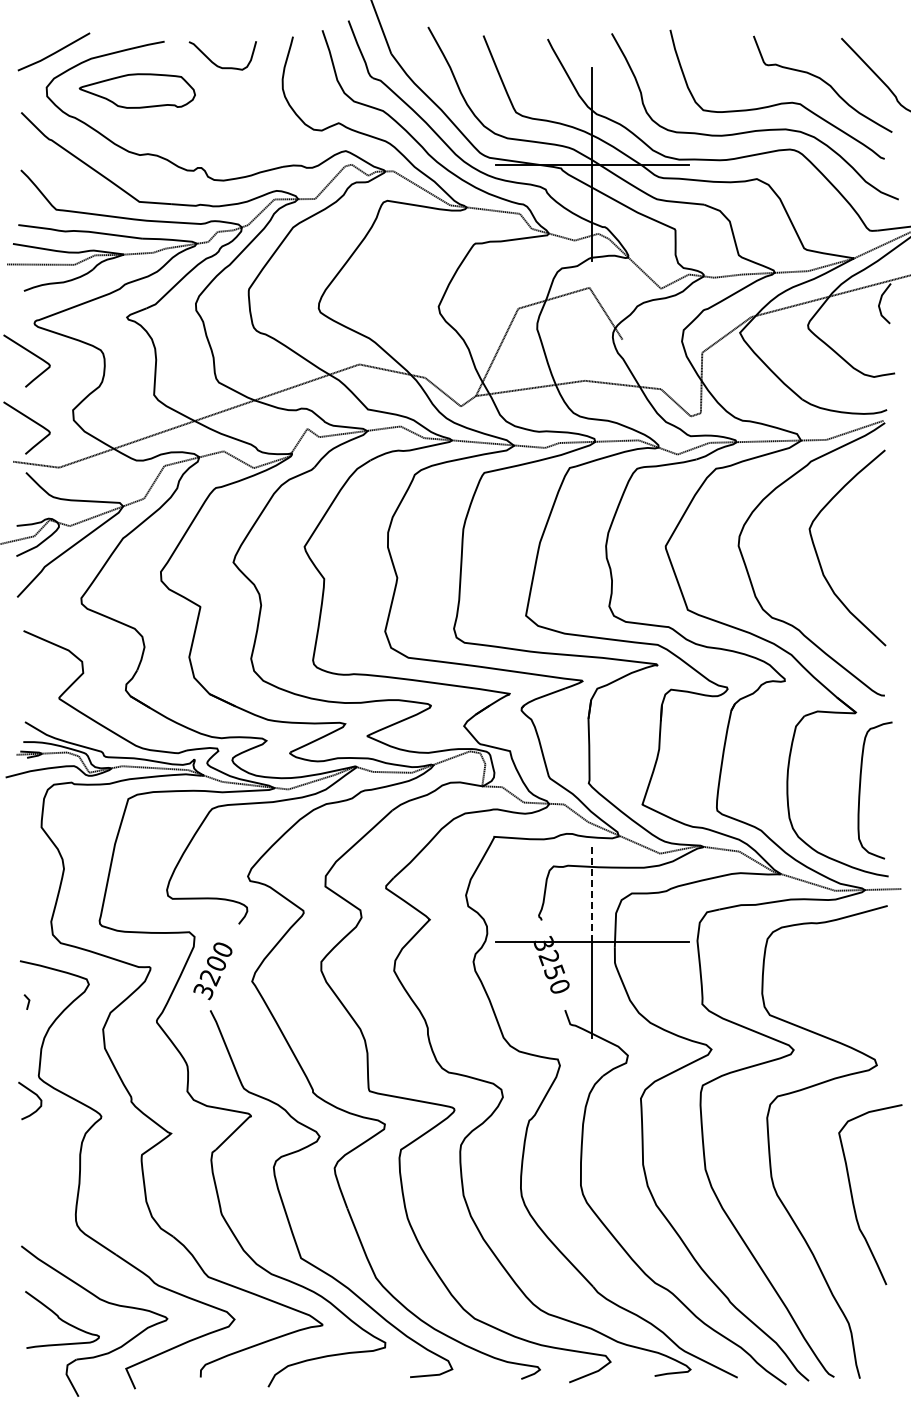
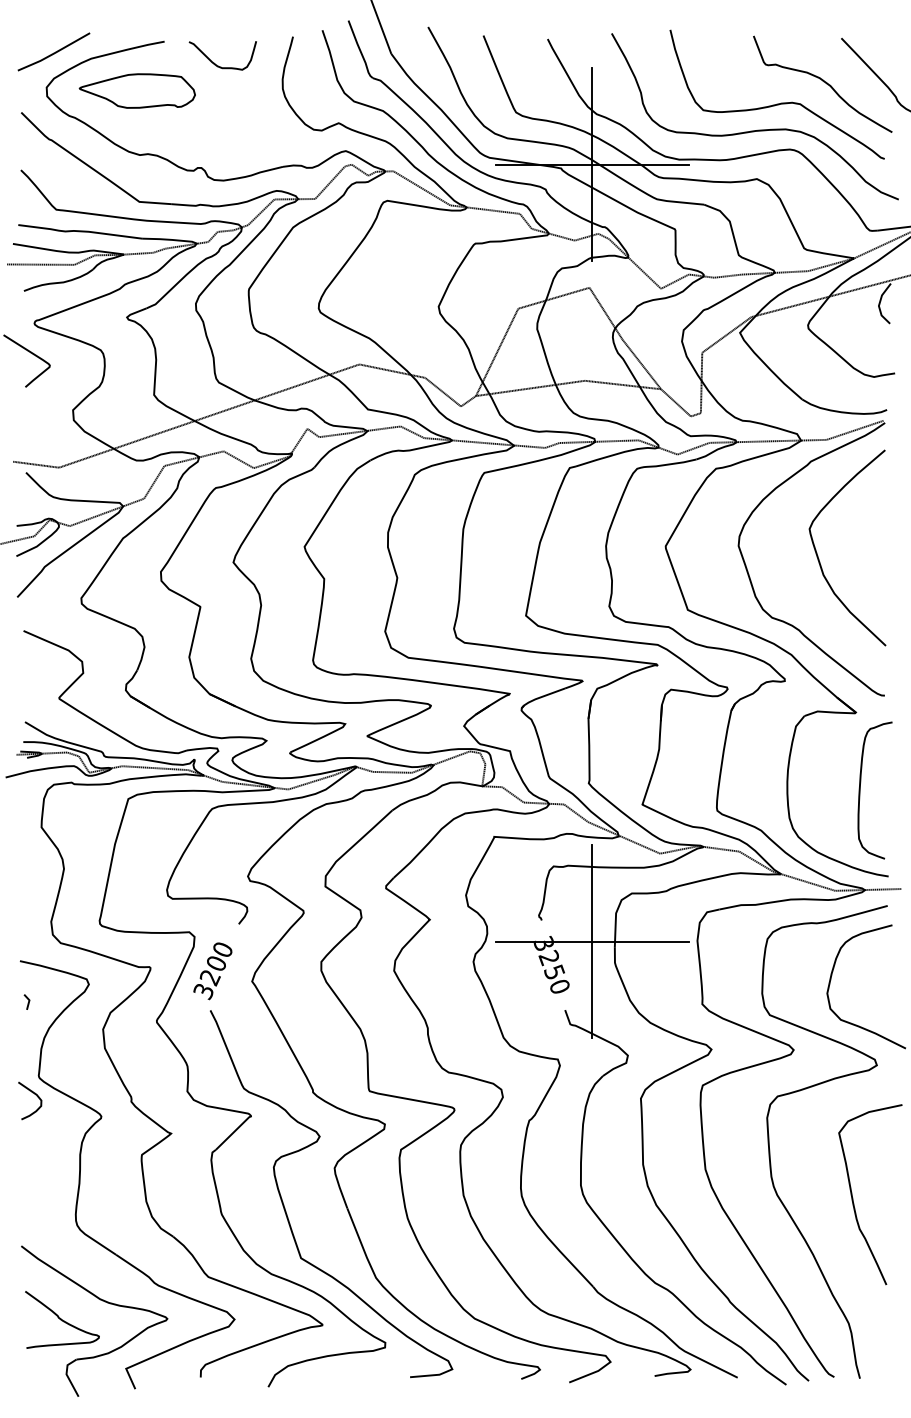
line: none -> present (641, 364)
curve: present -> none (30, 420)
line: dashed -> solid (592, 893)
curve: none -> present (831, 980)
